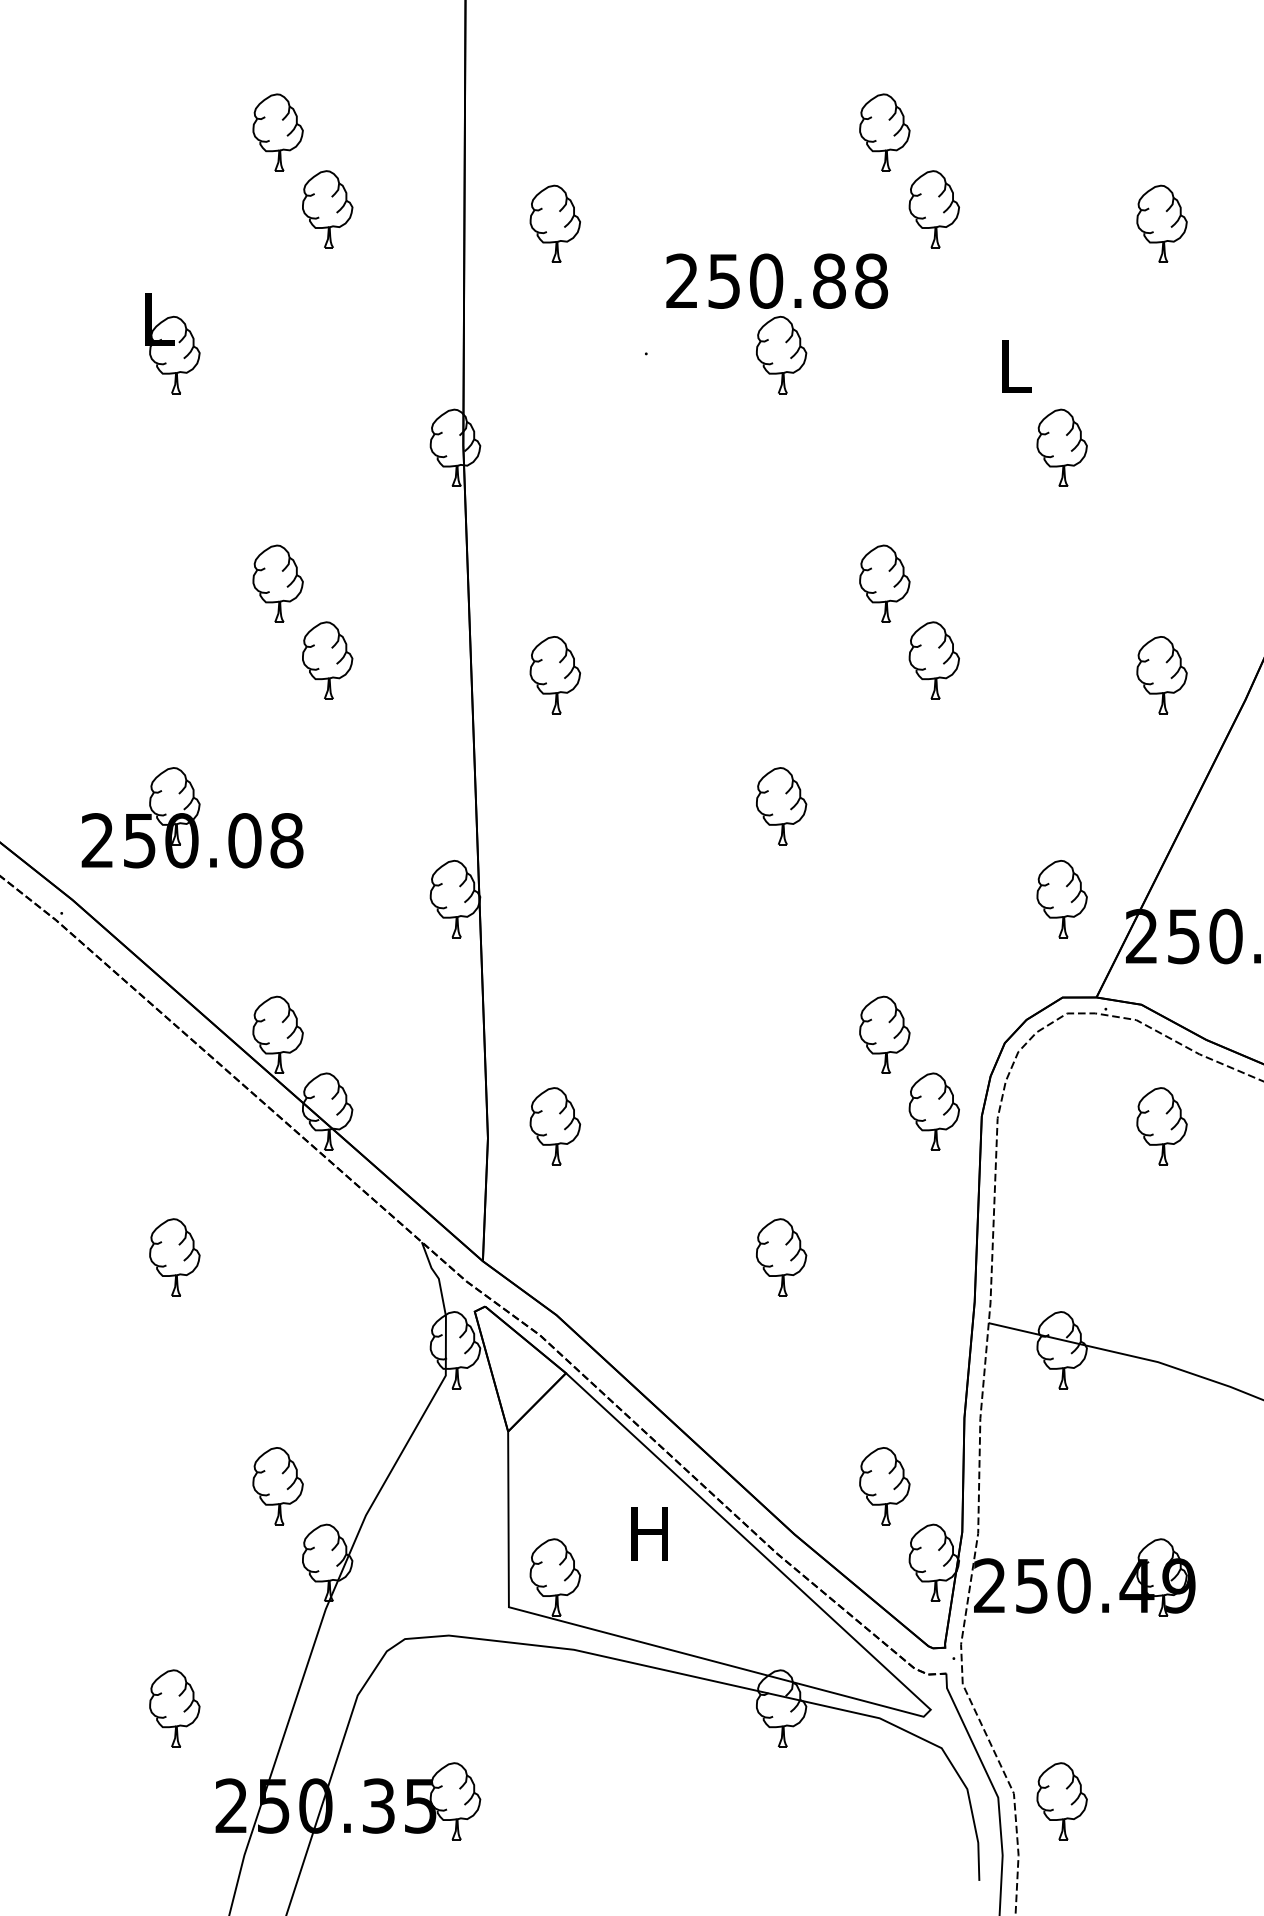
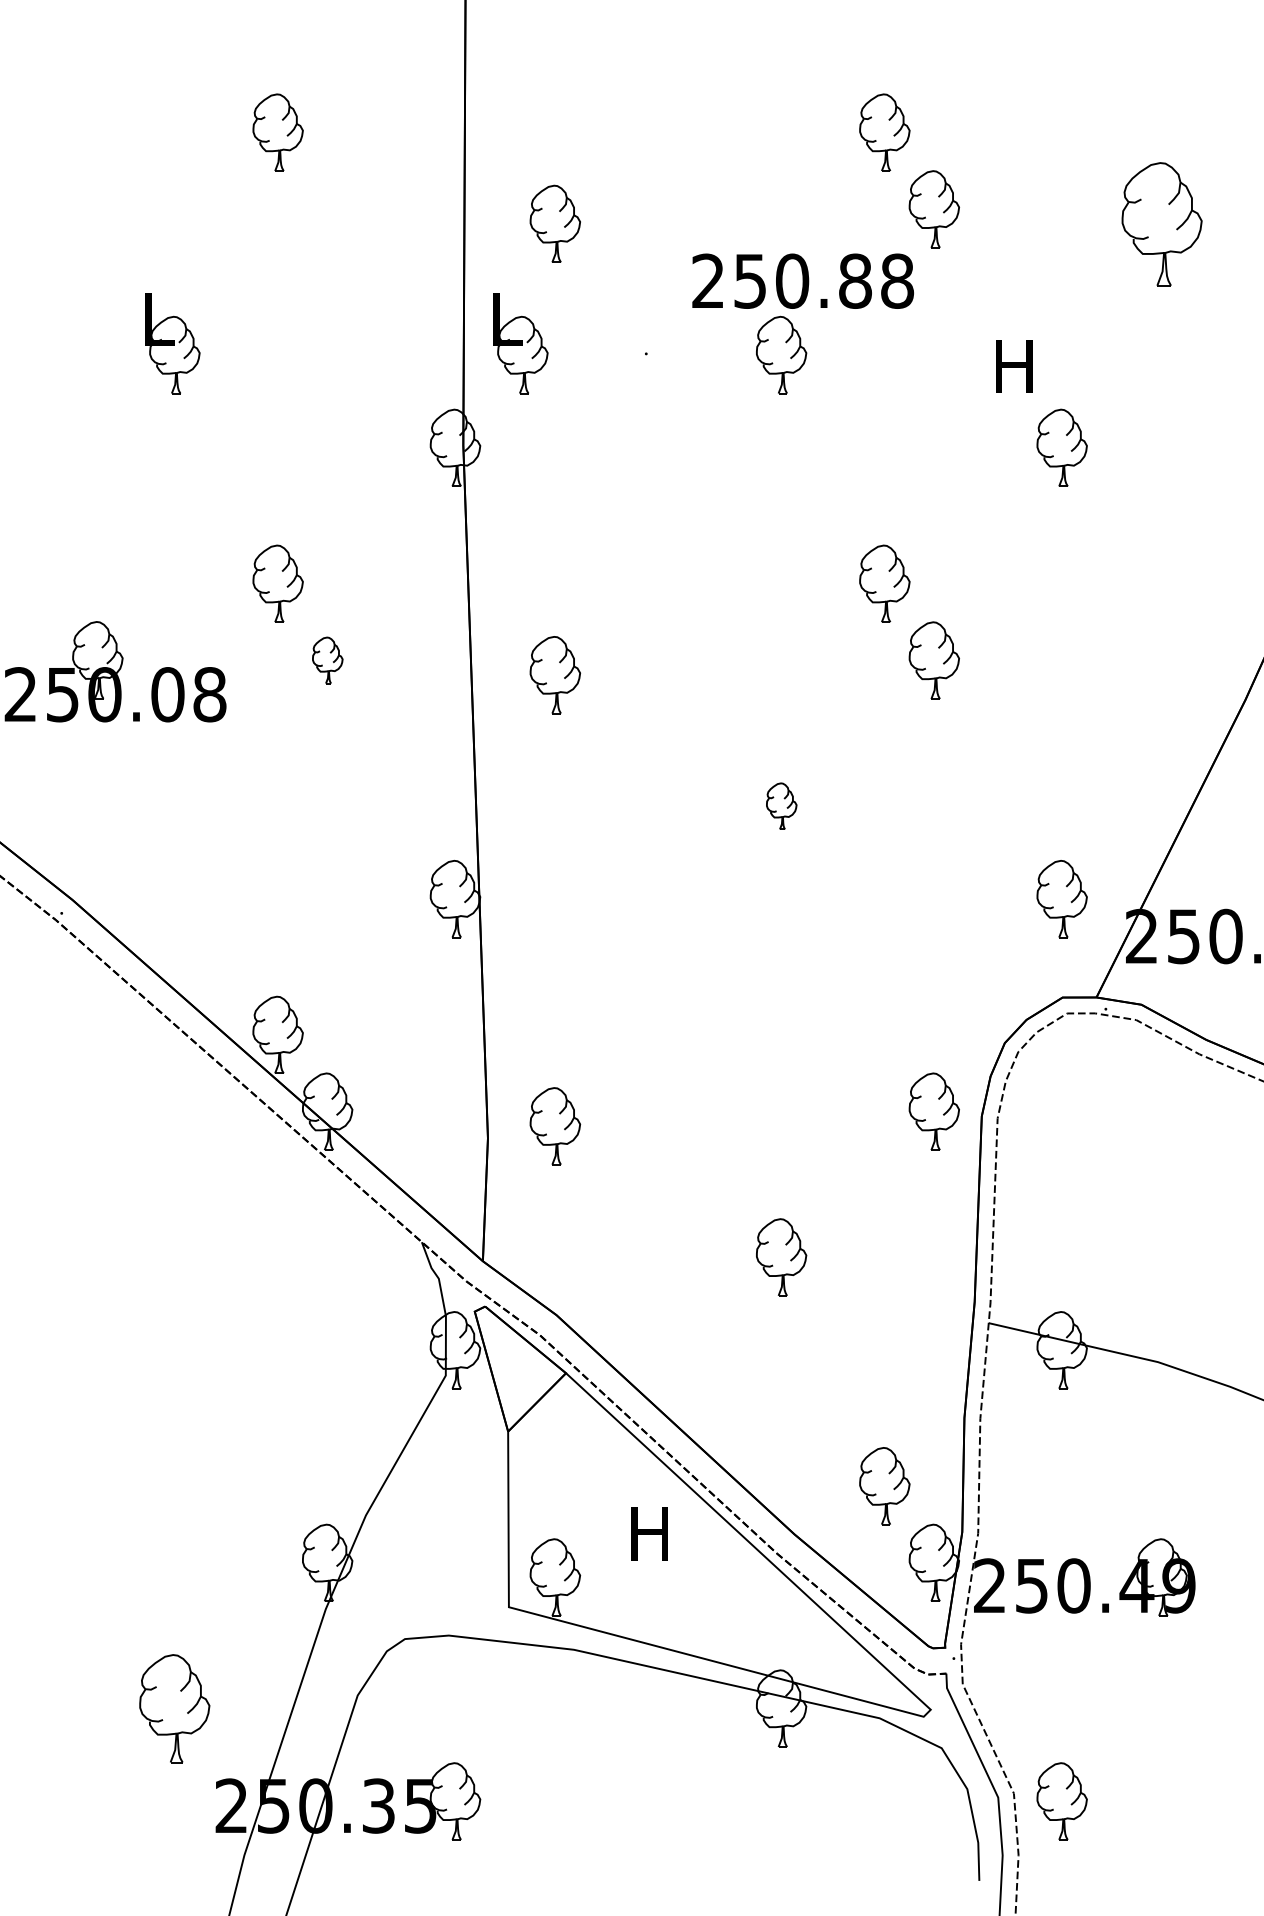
part: present -> none (327, 209)
part size: 52x79 px -> 82x125 px (1161, 224)
text position: (776, 280) -> (802, 280) (802, 280)
part: none -> present (520, 343)
text: L -> H (1014, 366)
part size: 52x79 px -> 32x49 px (327, 660)
part: present -> none (1161, 675)
part size: 52x79 px -> 32x48 px (781, 805)
part position: (192, 817) -> (115, 671) (115, 671)
part: present -> none (884, 1034)
part: present -> none (1161, 1126)
part: present -> none (174, 1257)
part: present -> none (277, 1486)
part size: 52x79 px -> 72x110 px (174, 1708)
